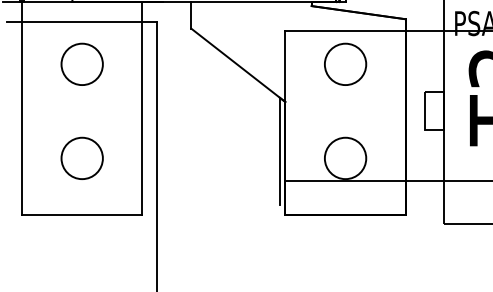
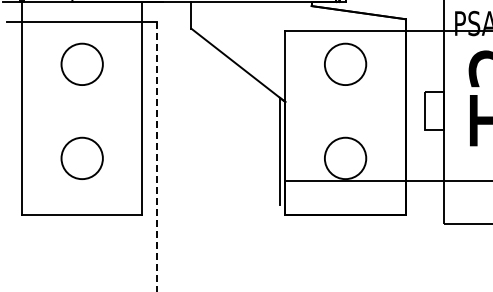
line: solid -> dashed (157, 156)
